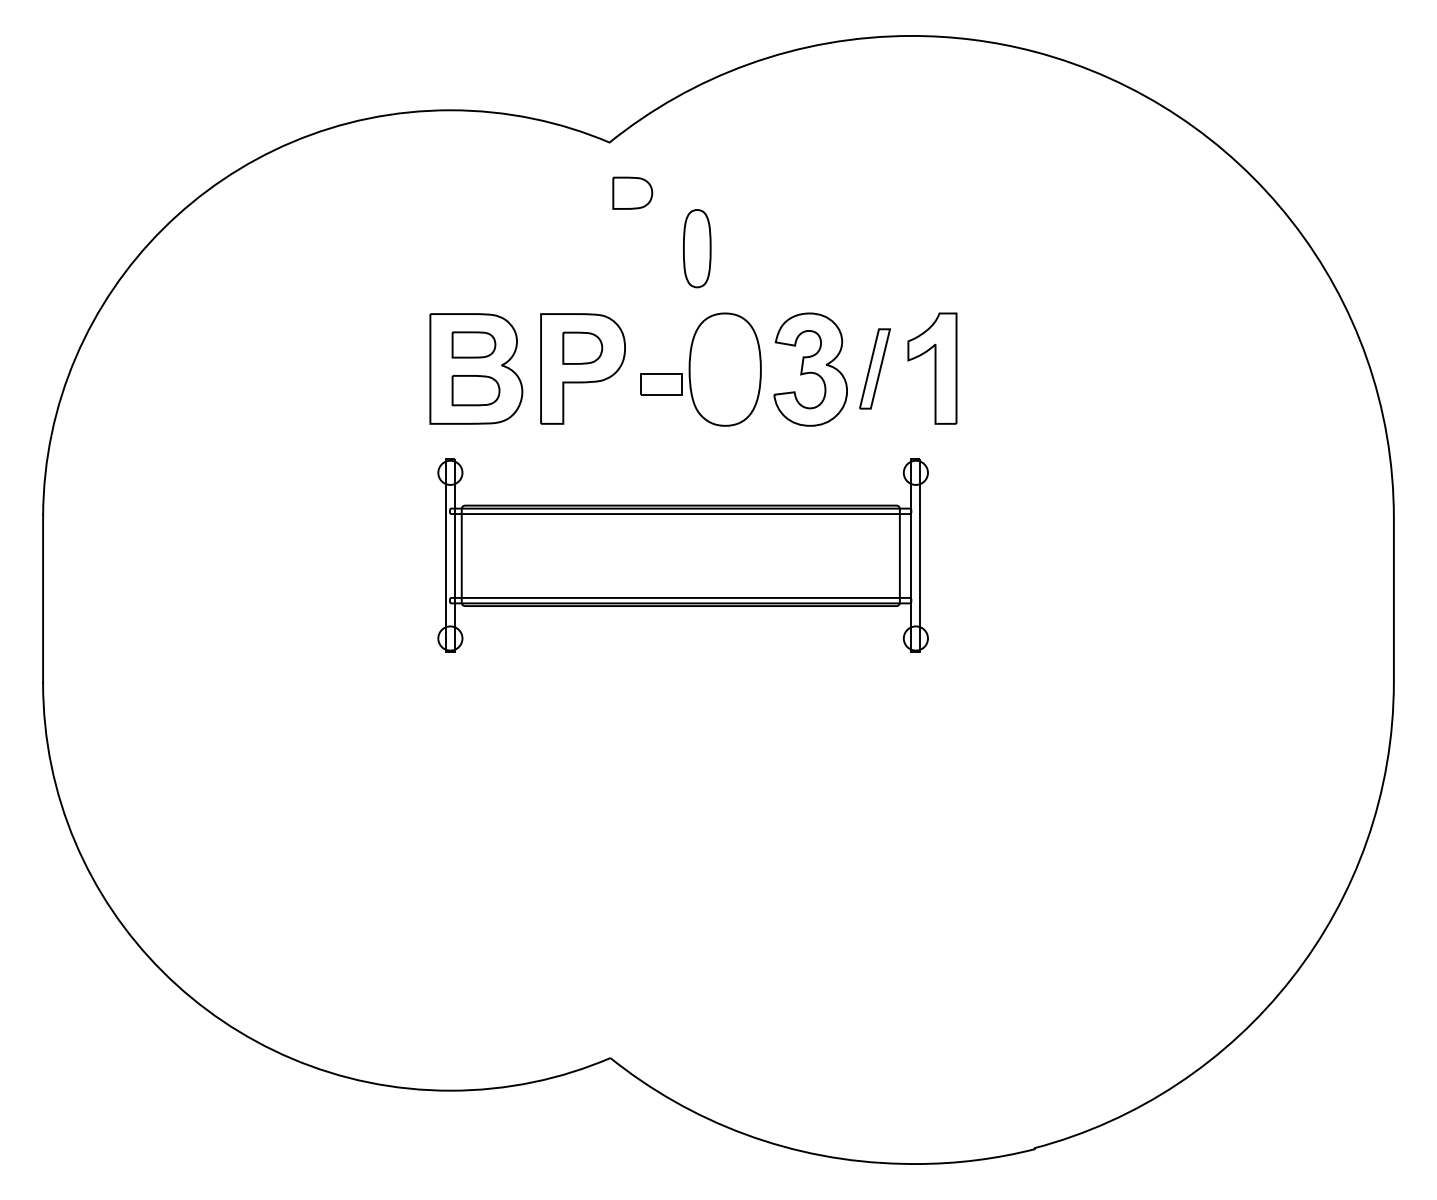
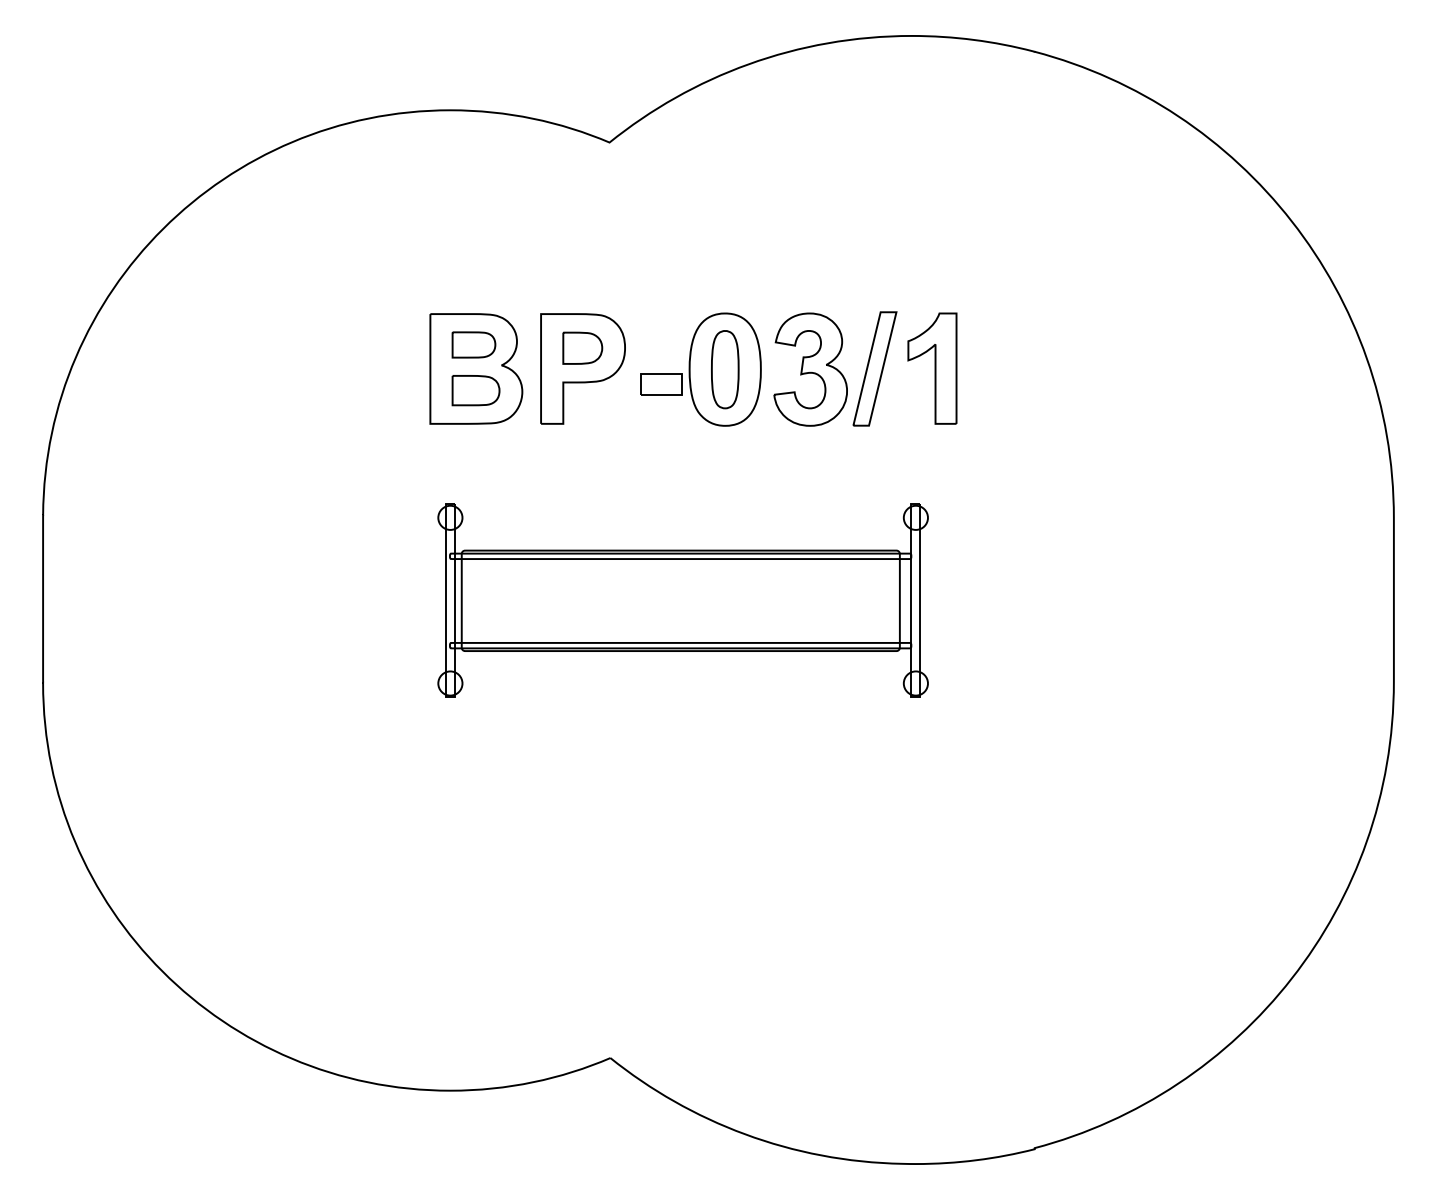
part: present -> none (632, 192)
part position: (697, 248) -> (725, 369) (725, 369)
part size: 32x82 px -> 46x116 px (874, 368)
part position: (682, 555) -> (682, 600) (682, 600)
